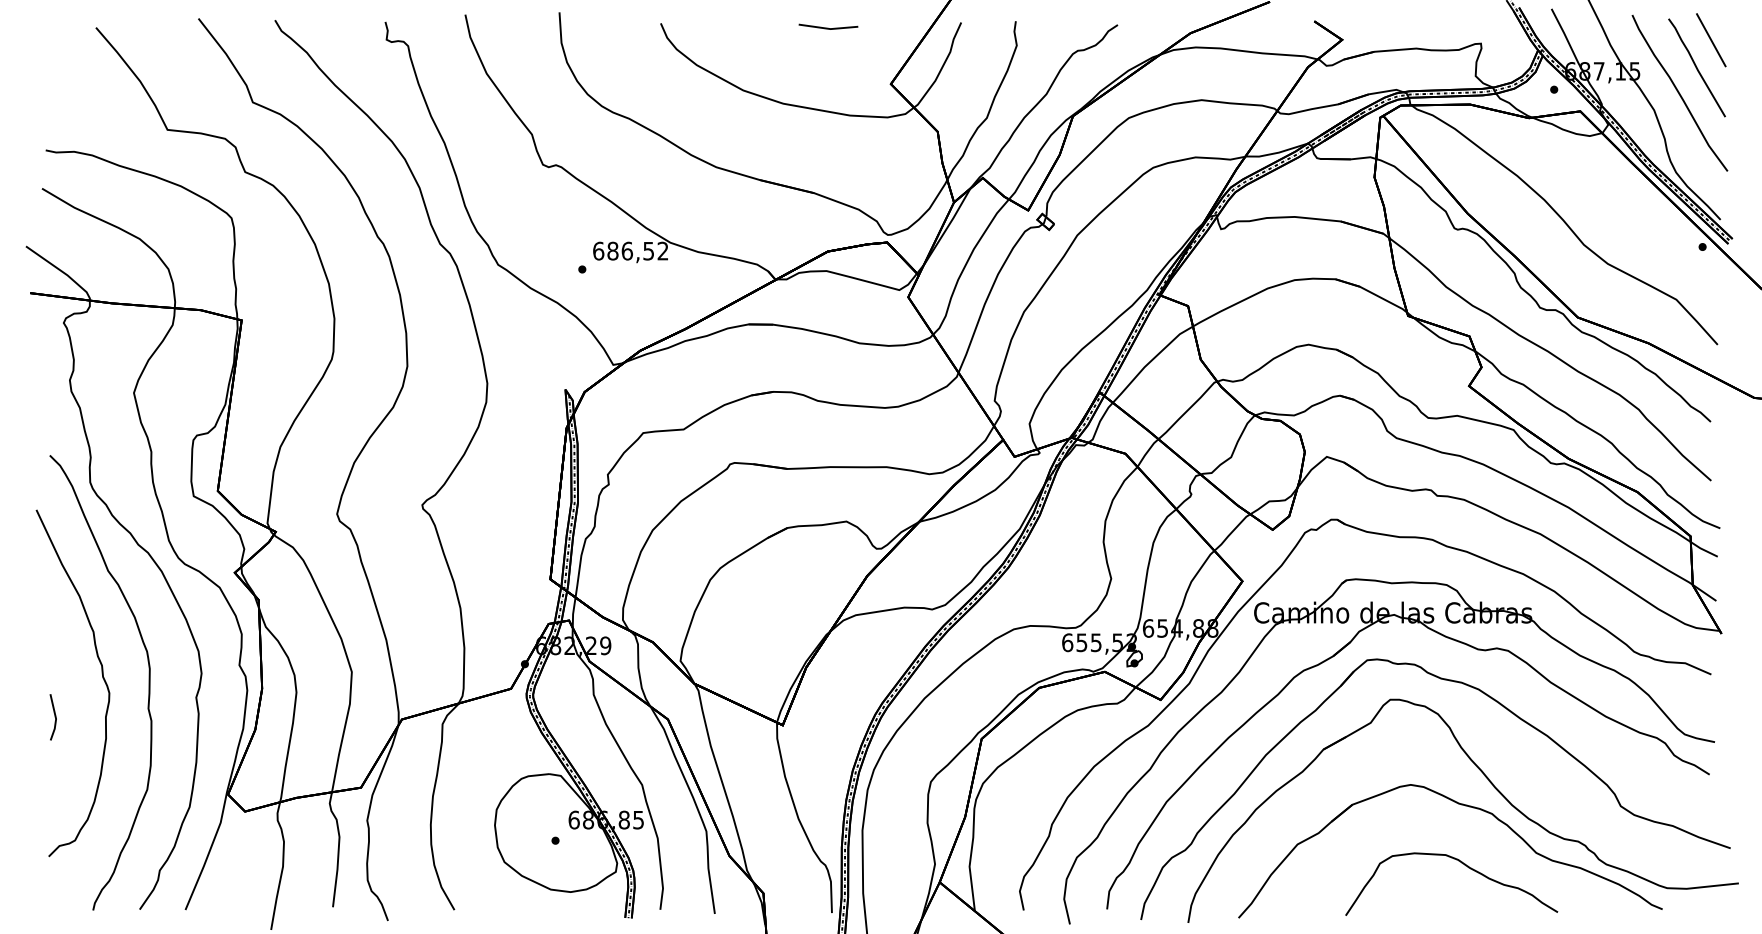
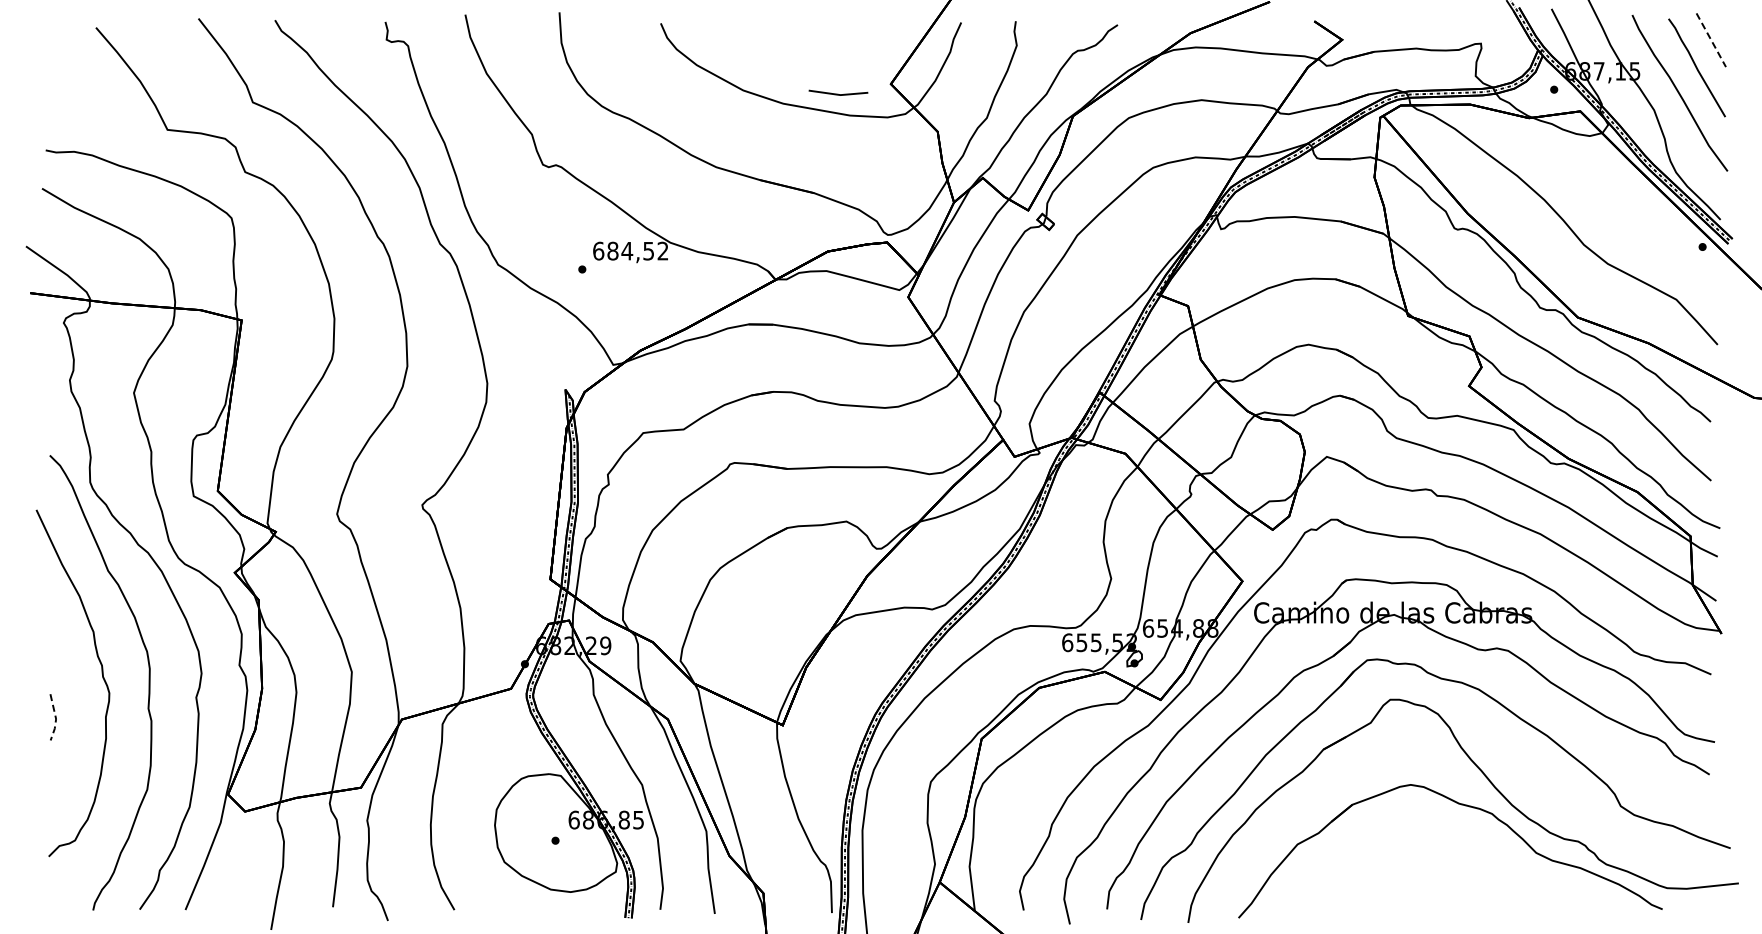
line position: (828, 27) -> (838, 93) (838, 93)
line: solid -> dashed (1711, 40)
text: 686,52 -> 684,52 (627, 250)
line: solid -> dashed (56, 719)
curve: present -> none (1465, 866)
